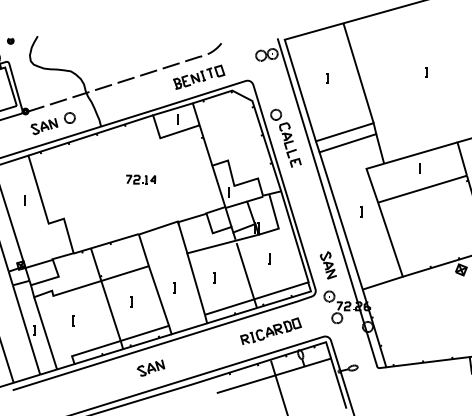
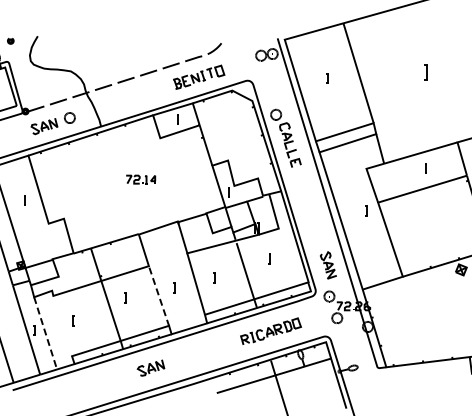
part size: 3x11 px -> 4x17 px (425, 72)
part position: (419, 168) -> (425, 168) (425, 168)
line position: (361, 211) -> (366, 210) (366, 210)
line: solid -> dashed (159, 296)
line position: (131, 301) -> (125, 297) (125, 297)
line: solid -> dashed (45, 333)
